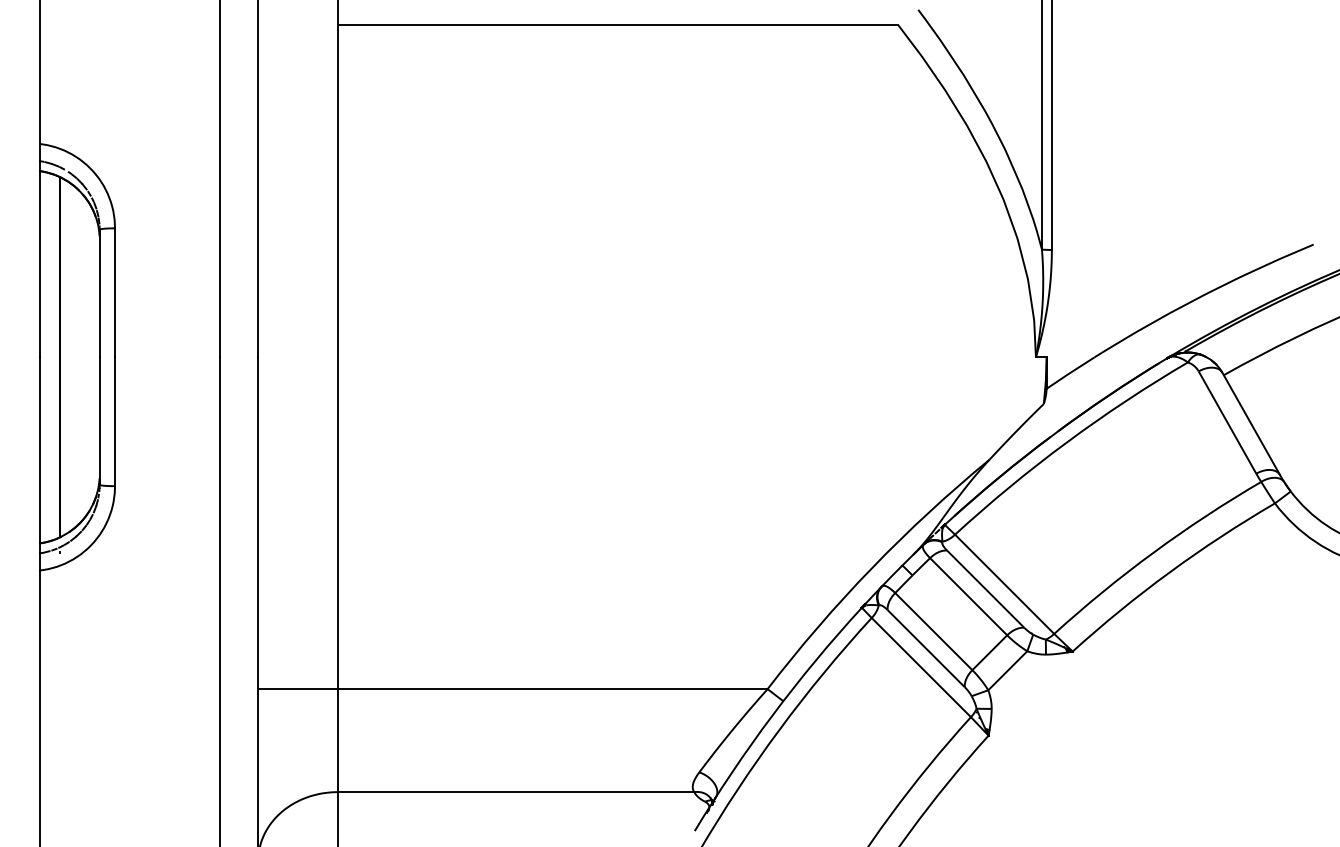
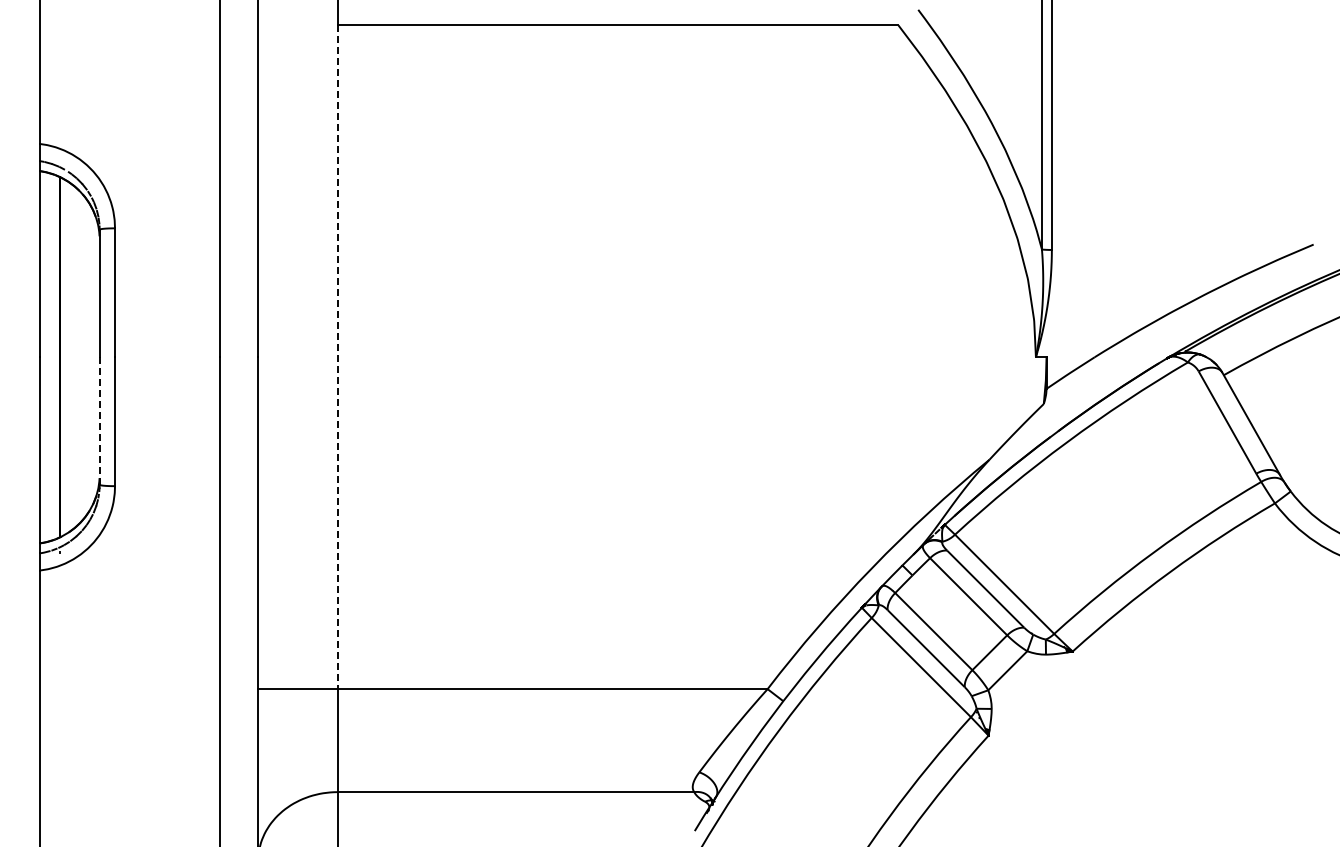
line: solid -> dashed (337, 357)
line: solid -> dashed (99, 421)
